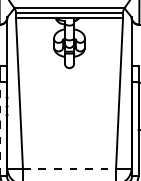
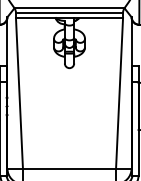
line: dashed -> solid (0, 128)
line: dashed -> solid (69, 168)
